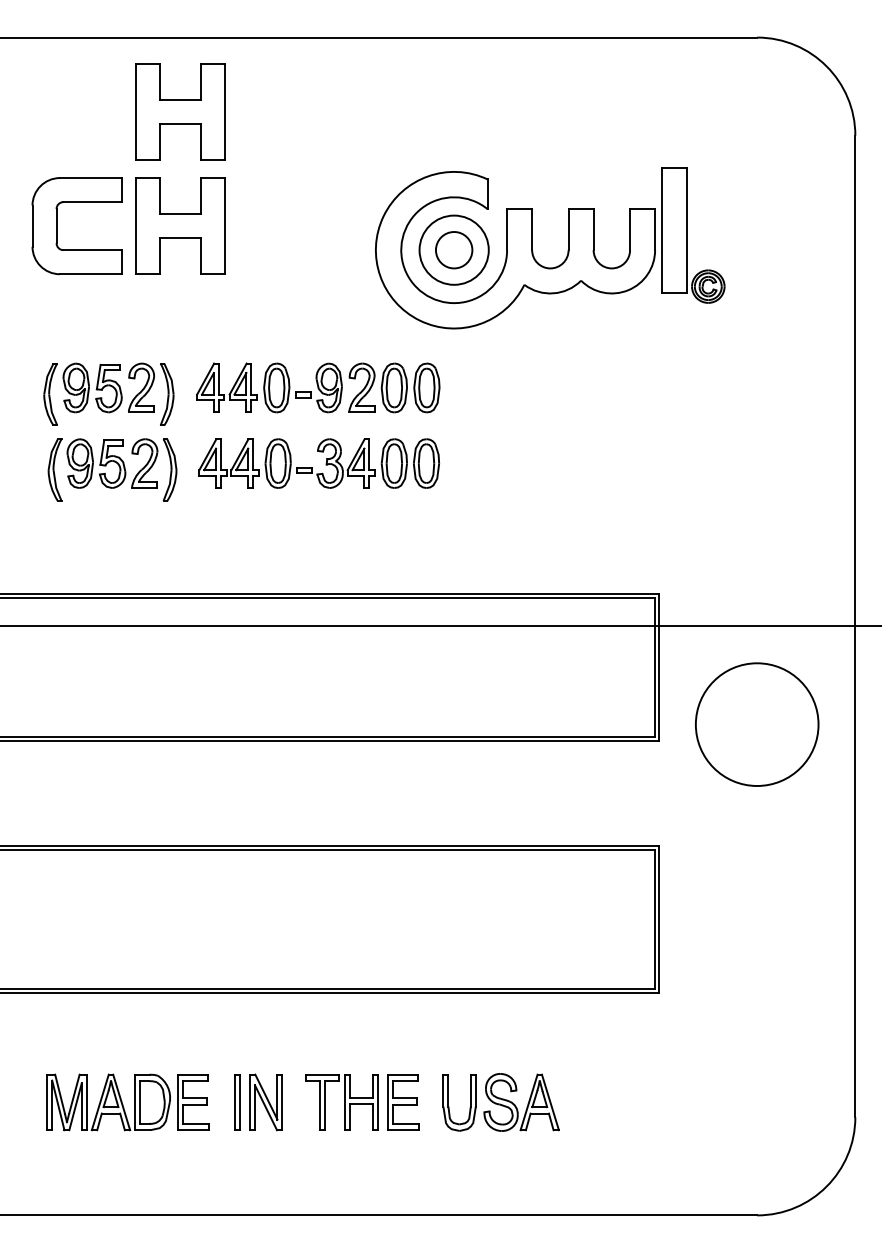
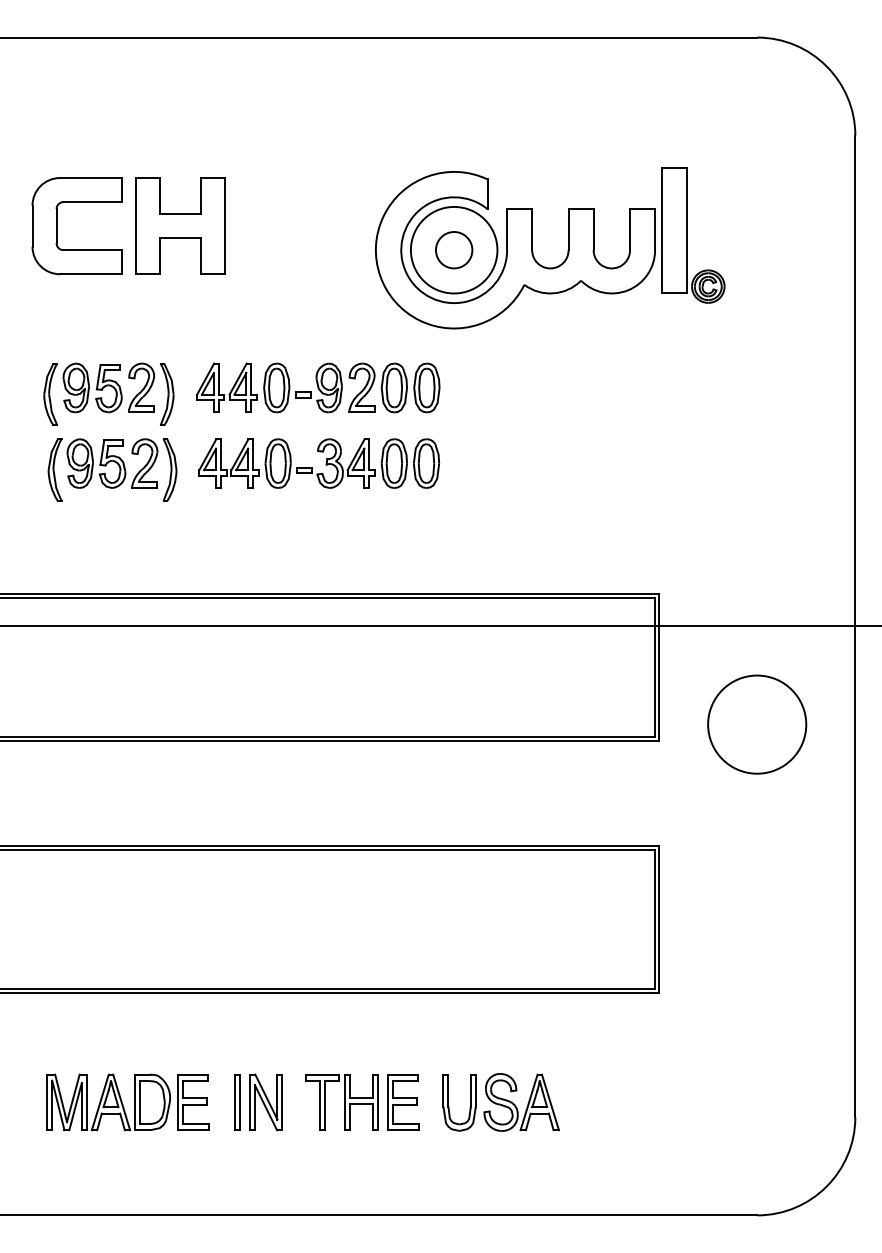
part: present -> none (180, 111)
circle diameter: 69 px -> 87 px (453, 249)
circle diameter: 123 px -> 98 px (757, 724)
